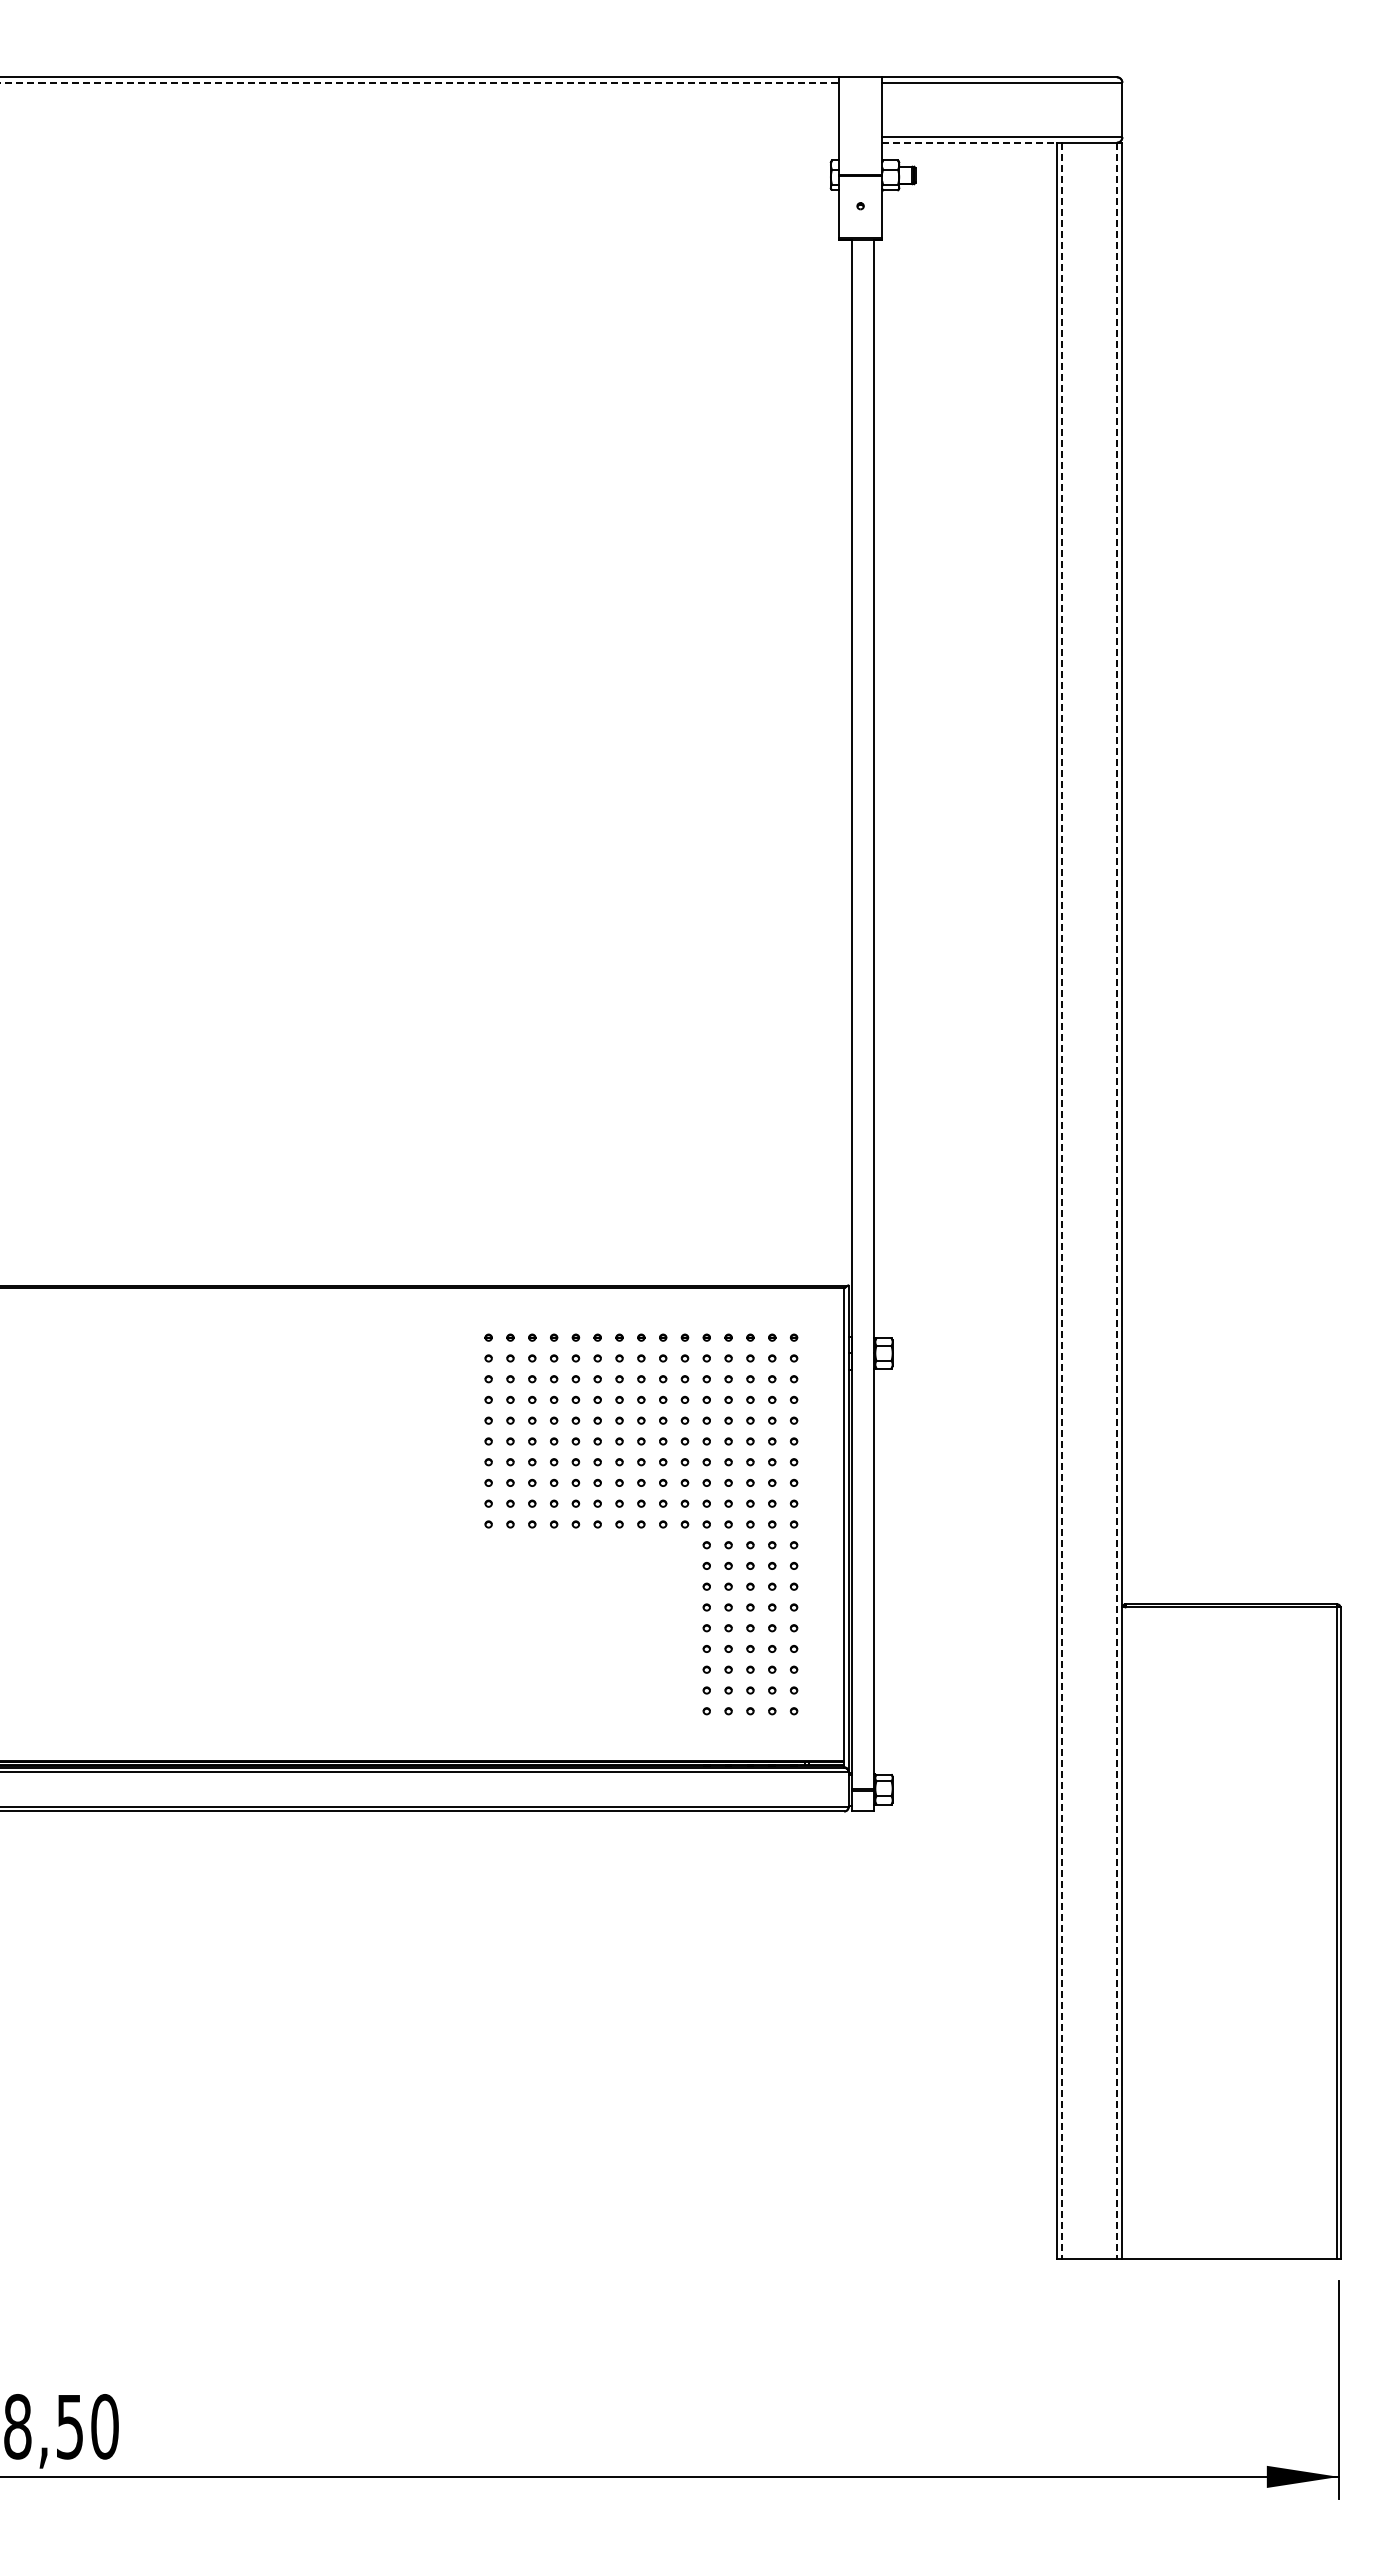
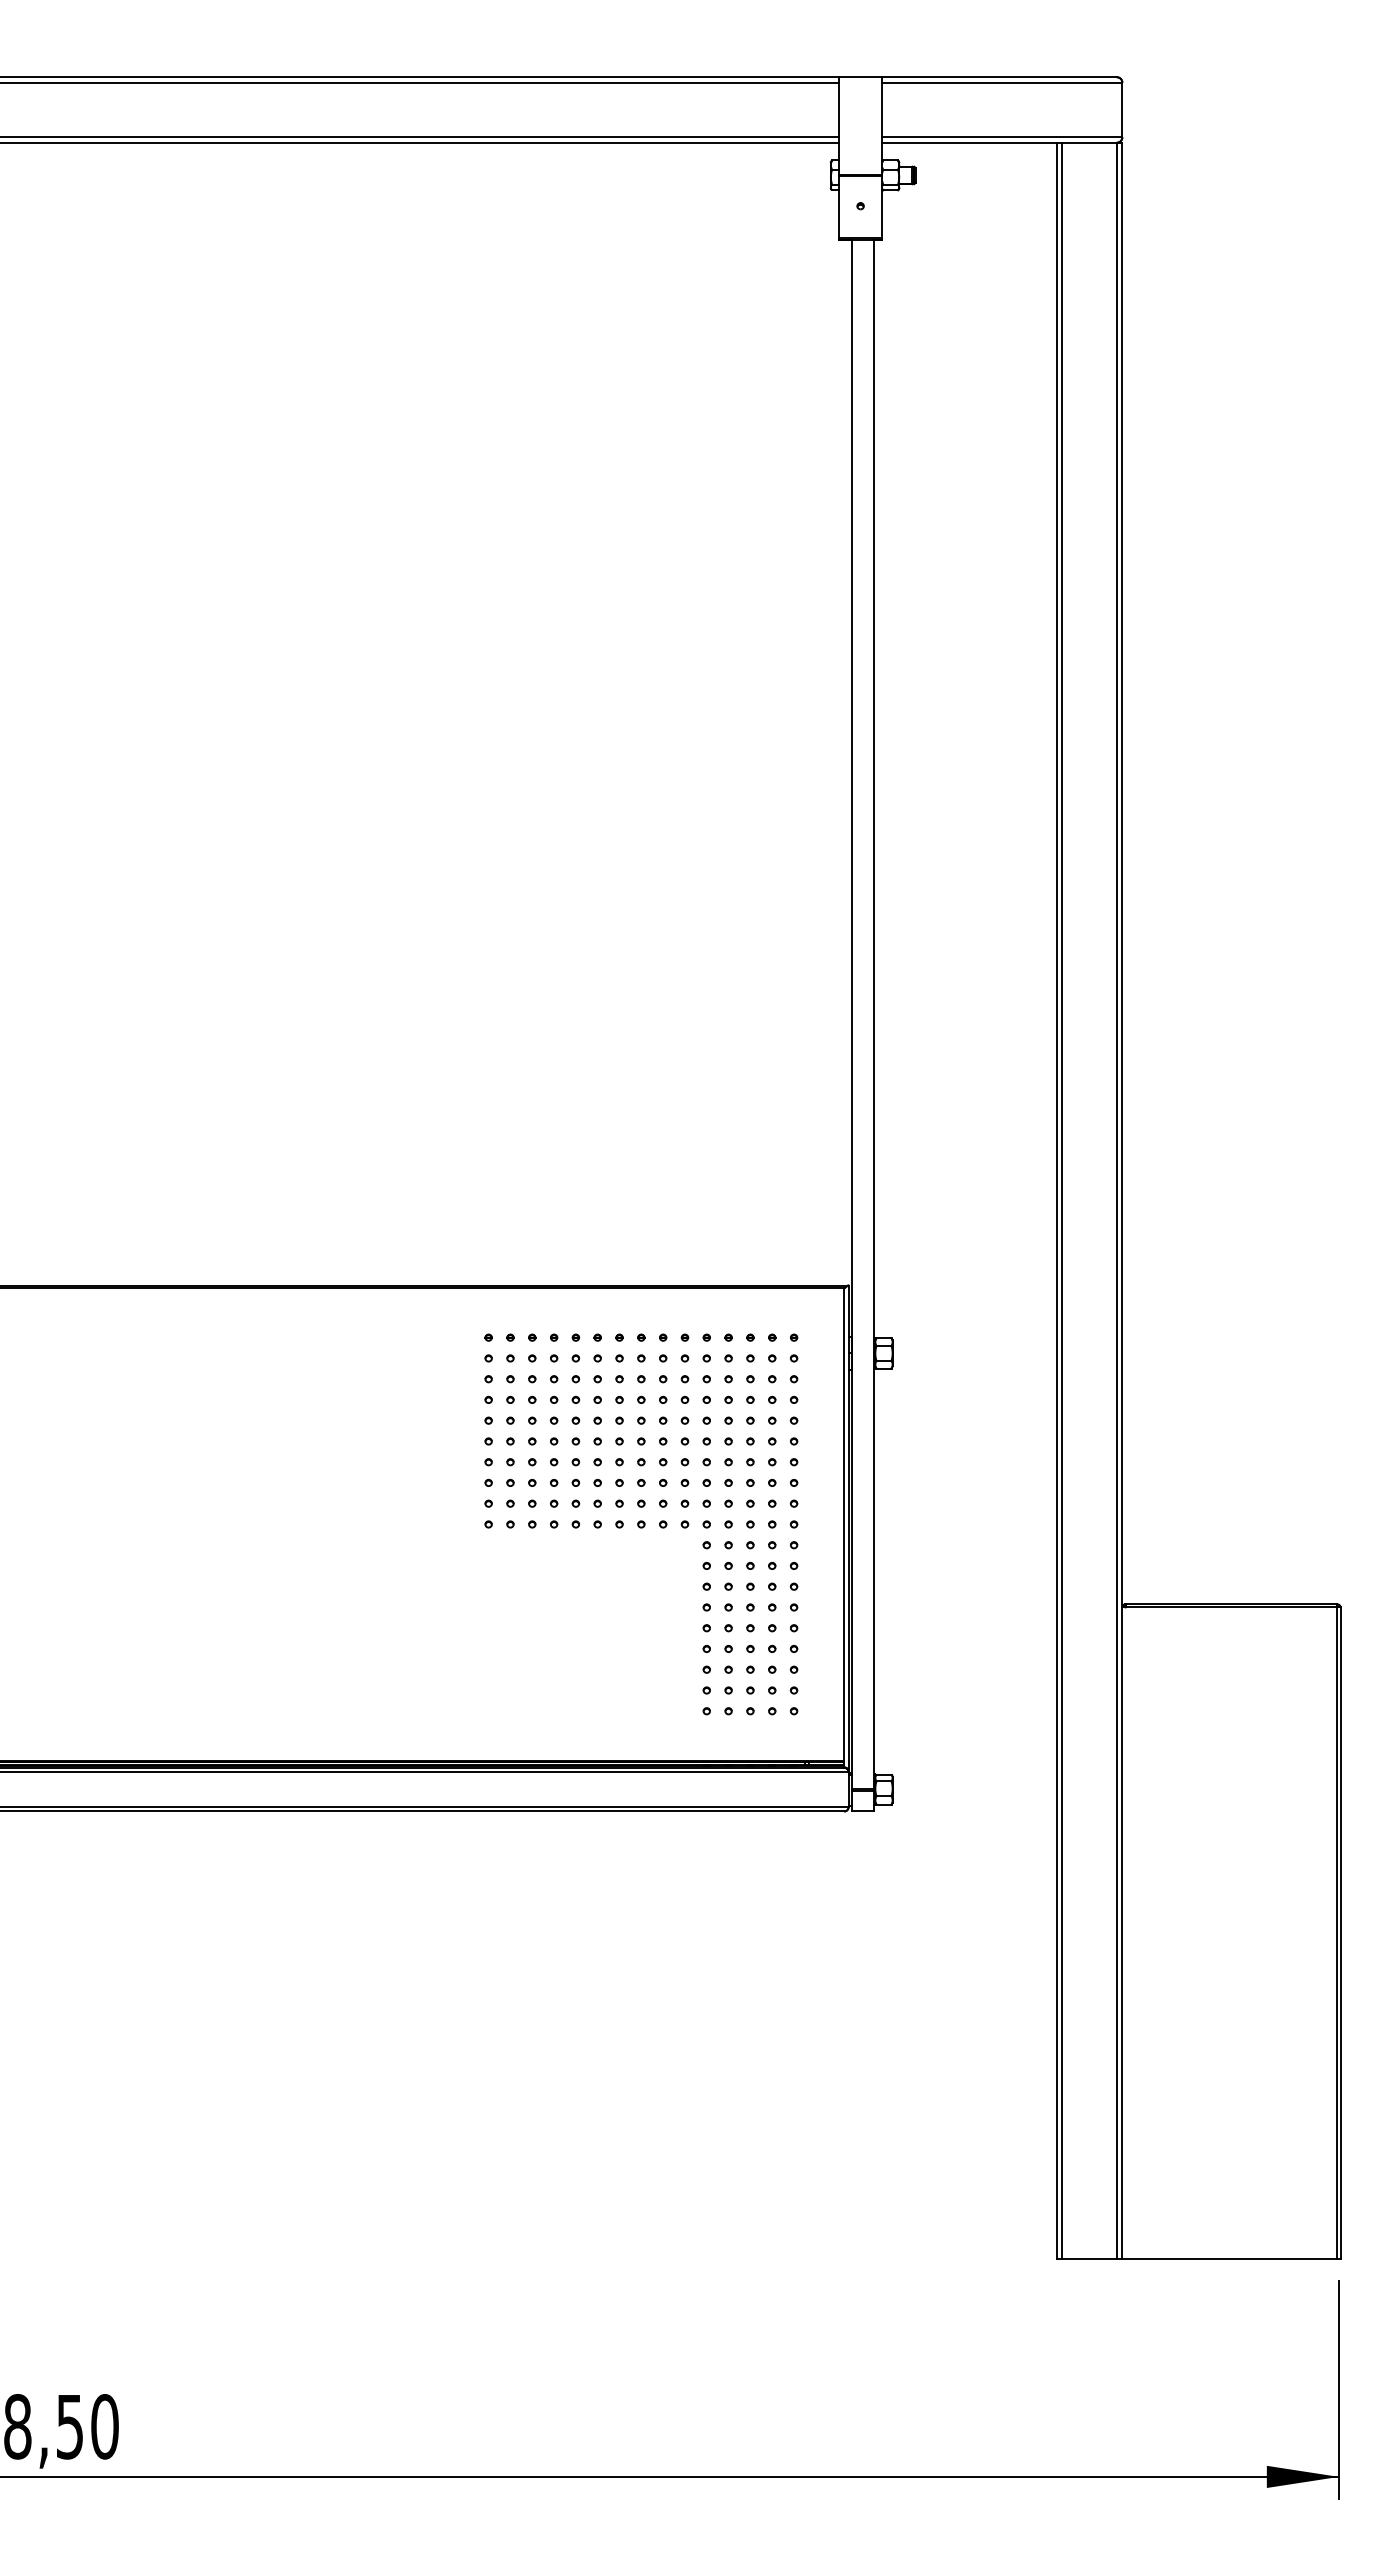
line: dashed -> solid (419, 82)
line: none -> present (420, 137)
line: none -> present (420, 142)
line: dashed -> solid (970, 142)
line: dashed -> solid (1062, 1201)
line: dashed -> solid (1116, 1201)
